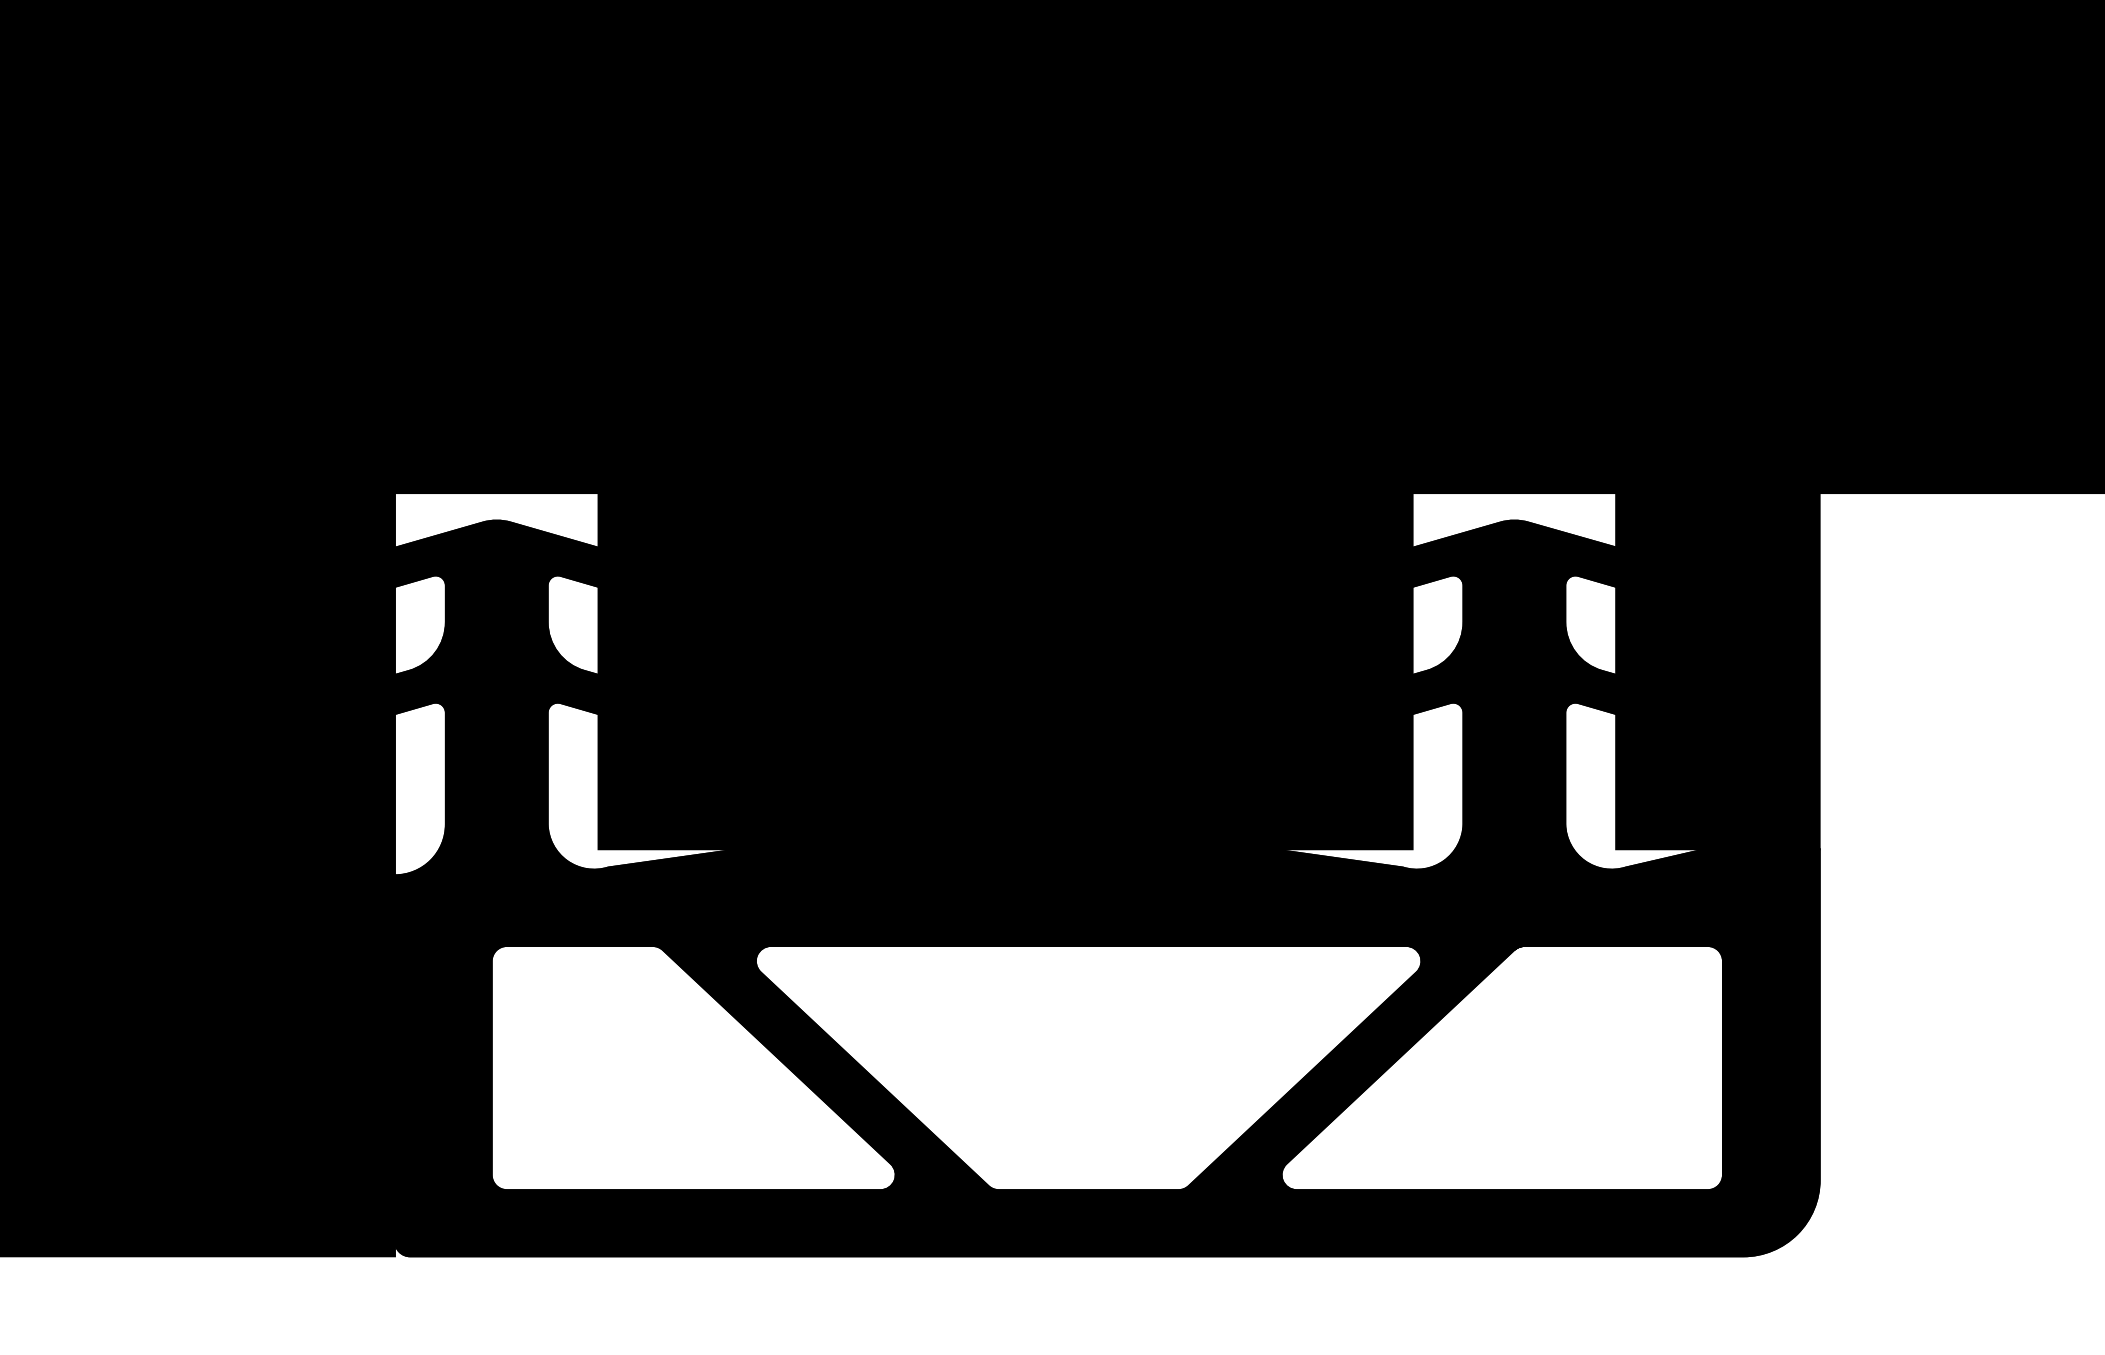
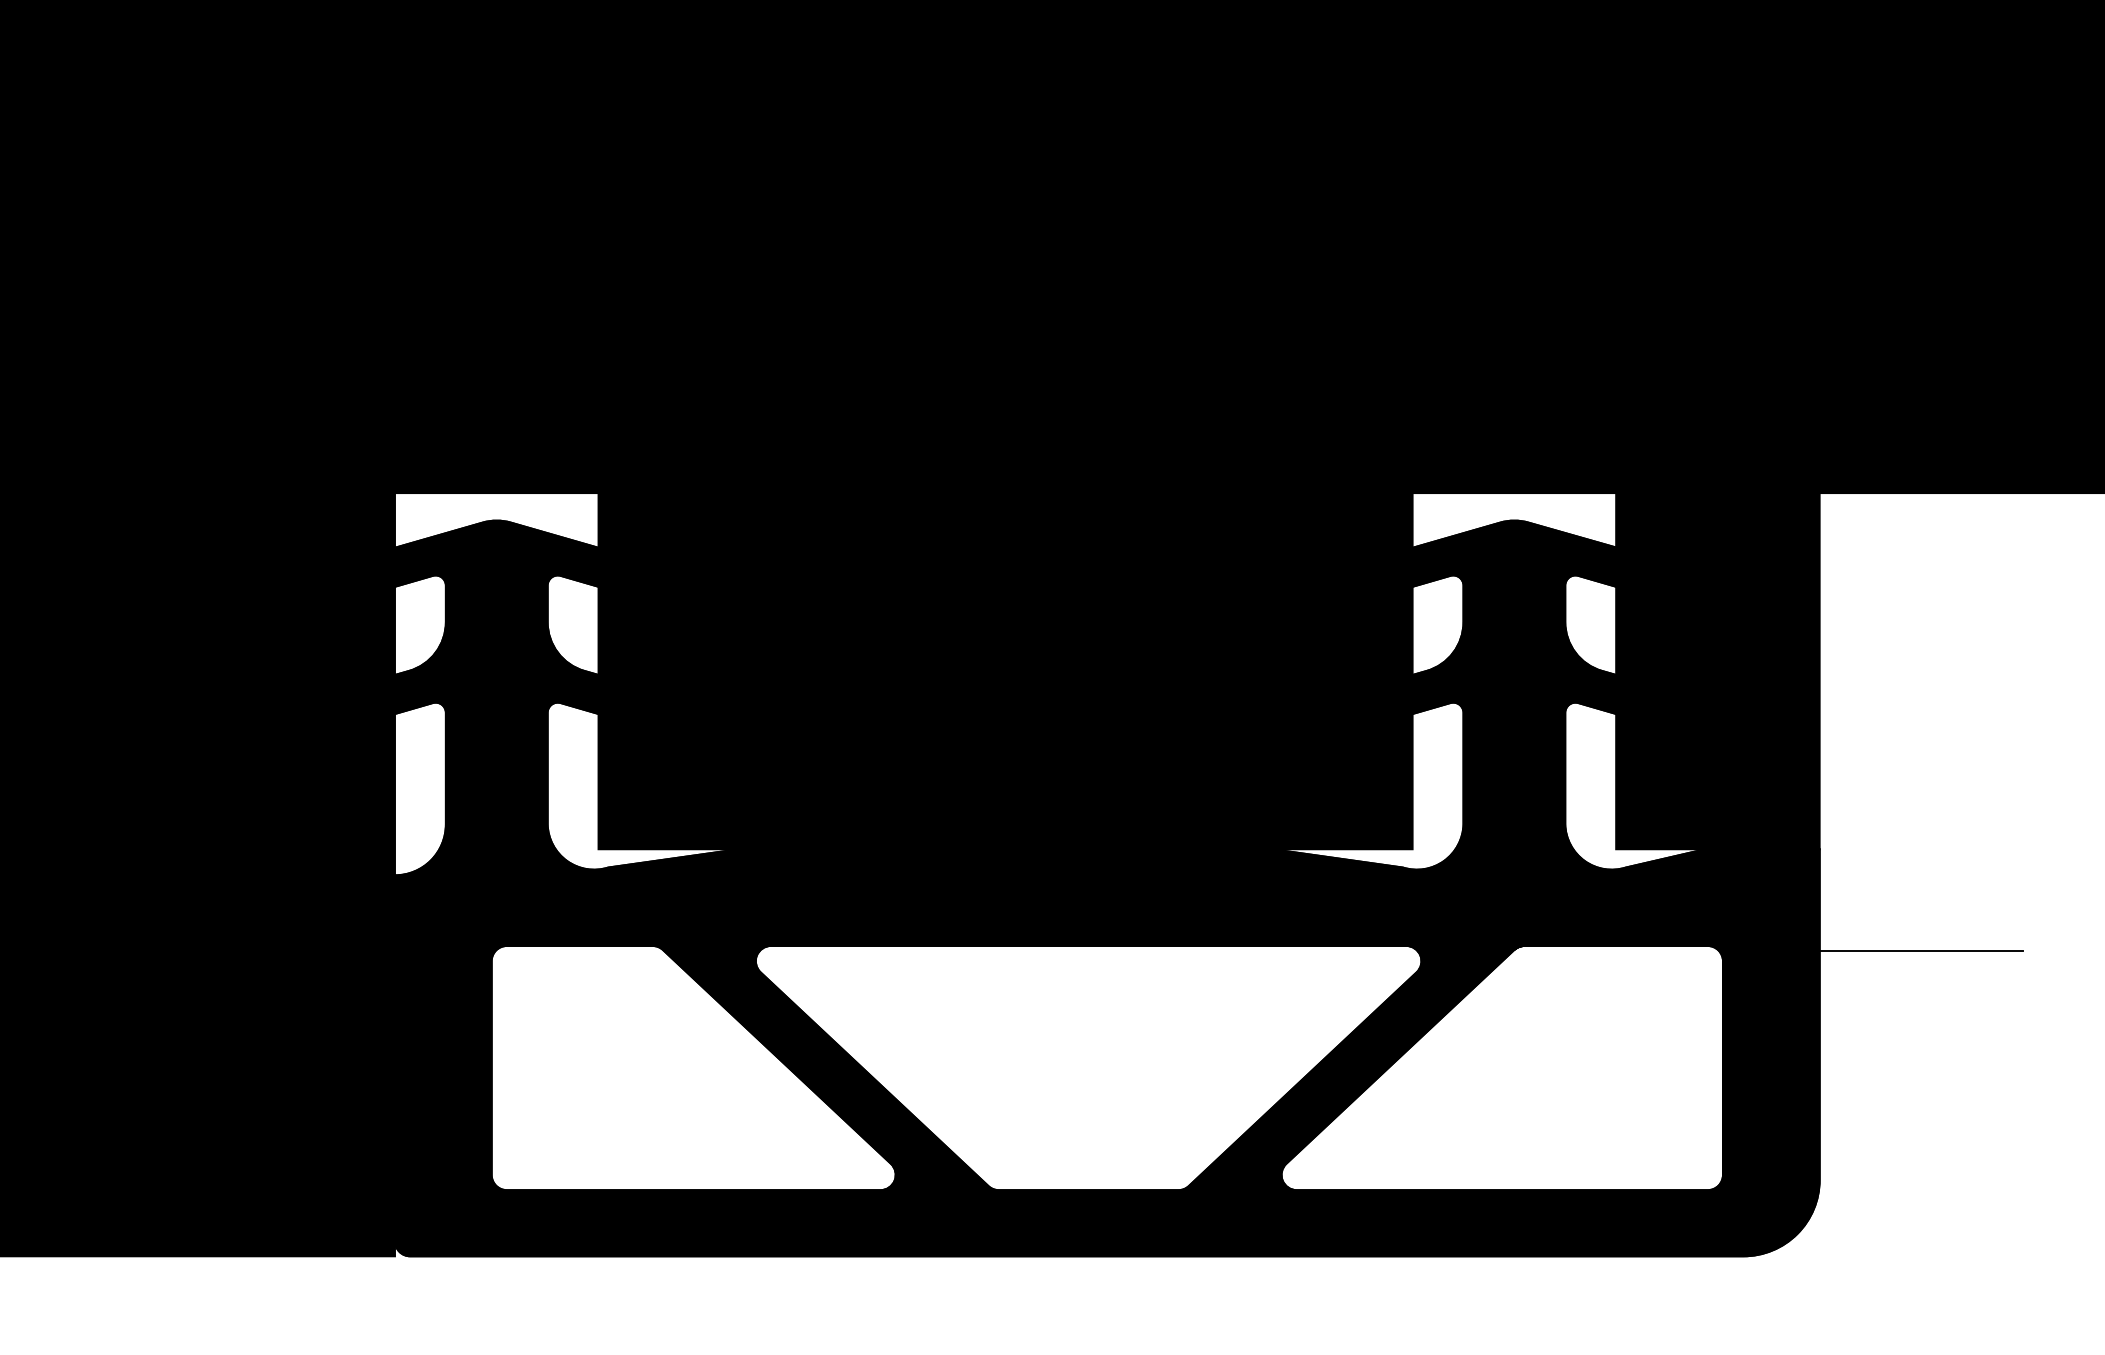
line: none -> present (1921, 951)
